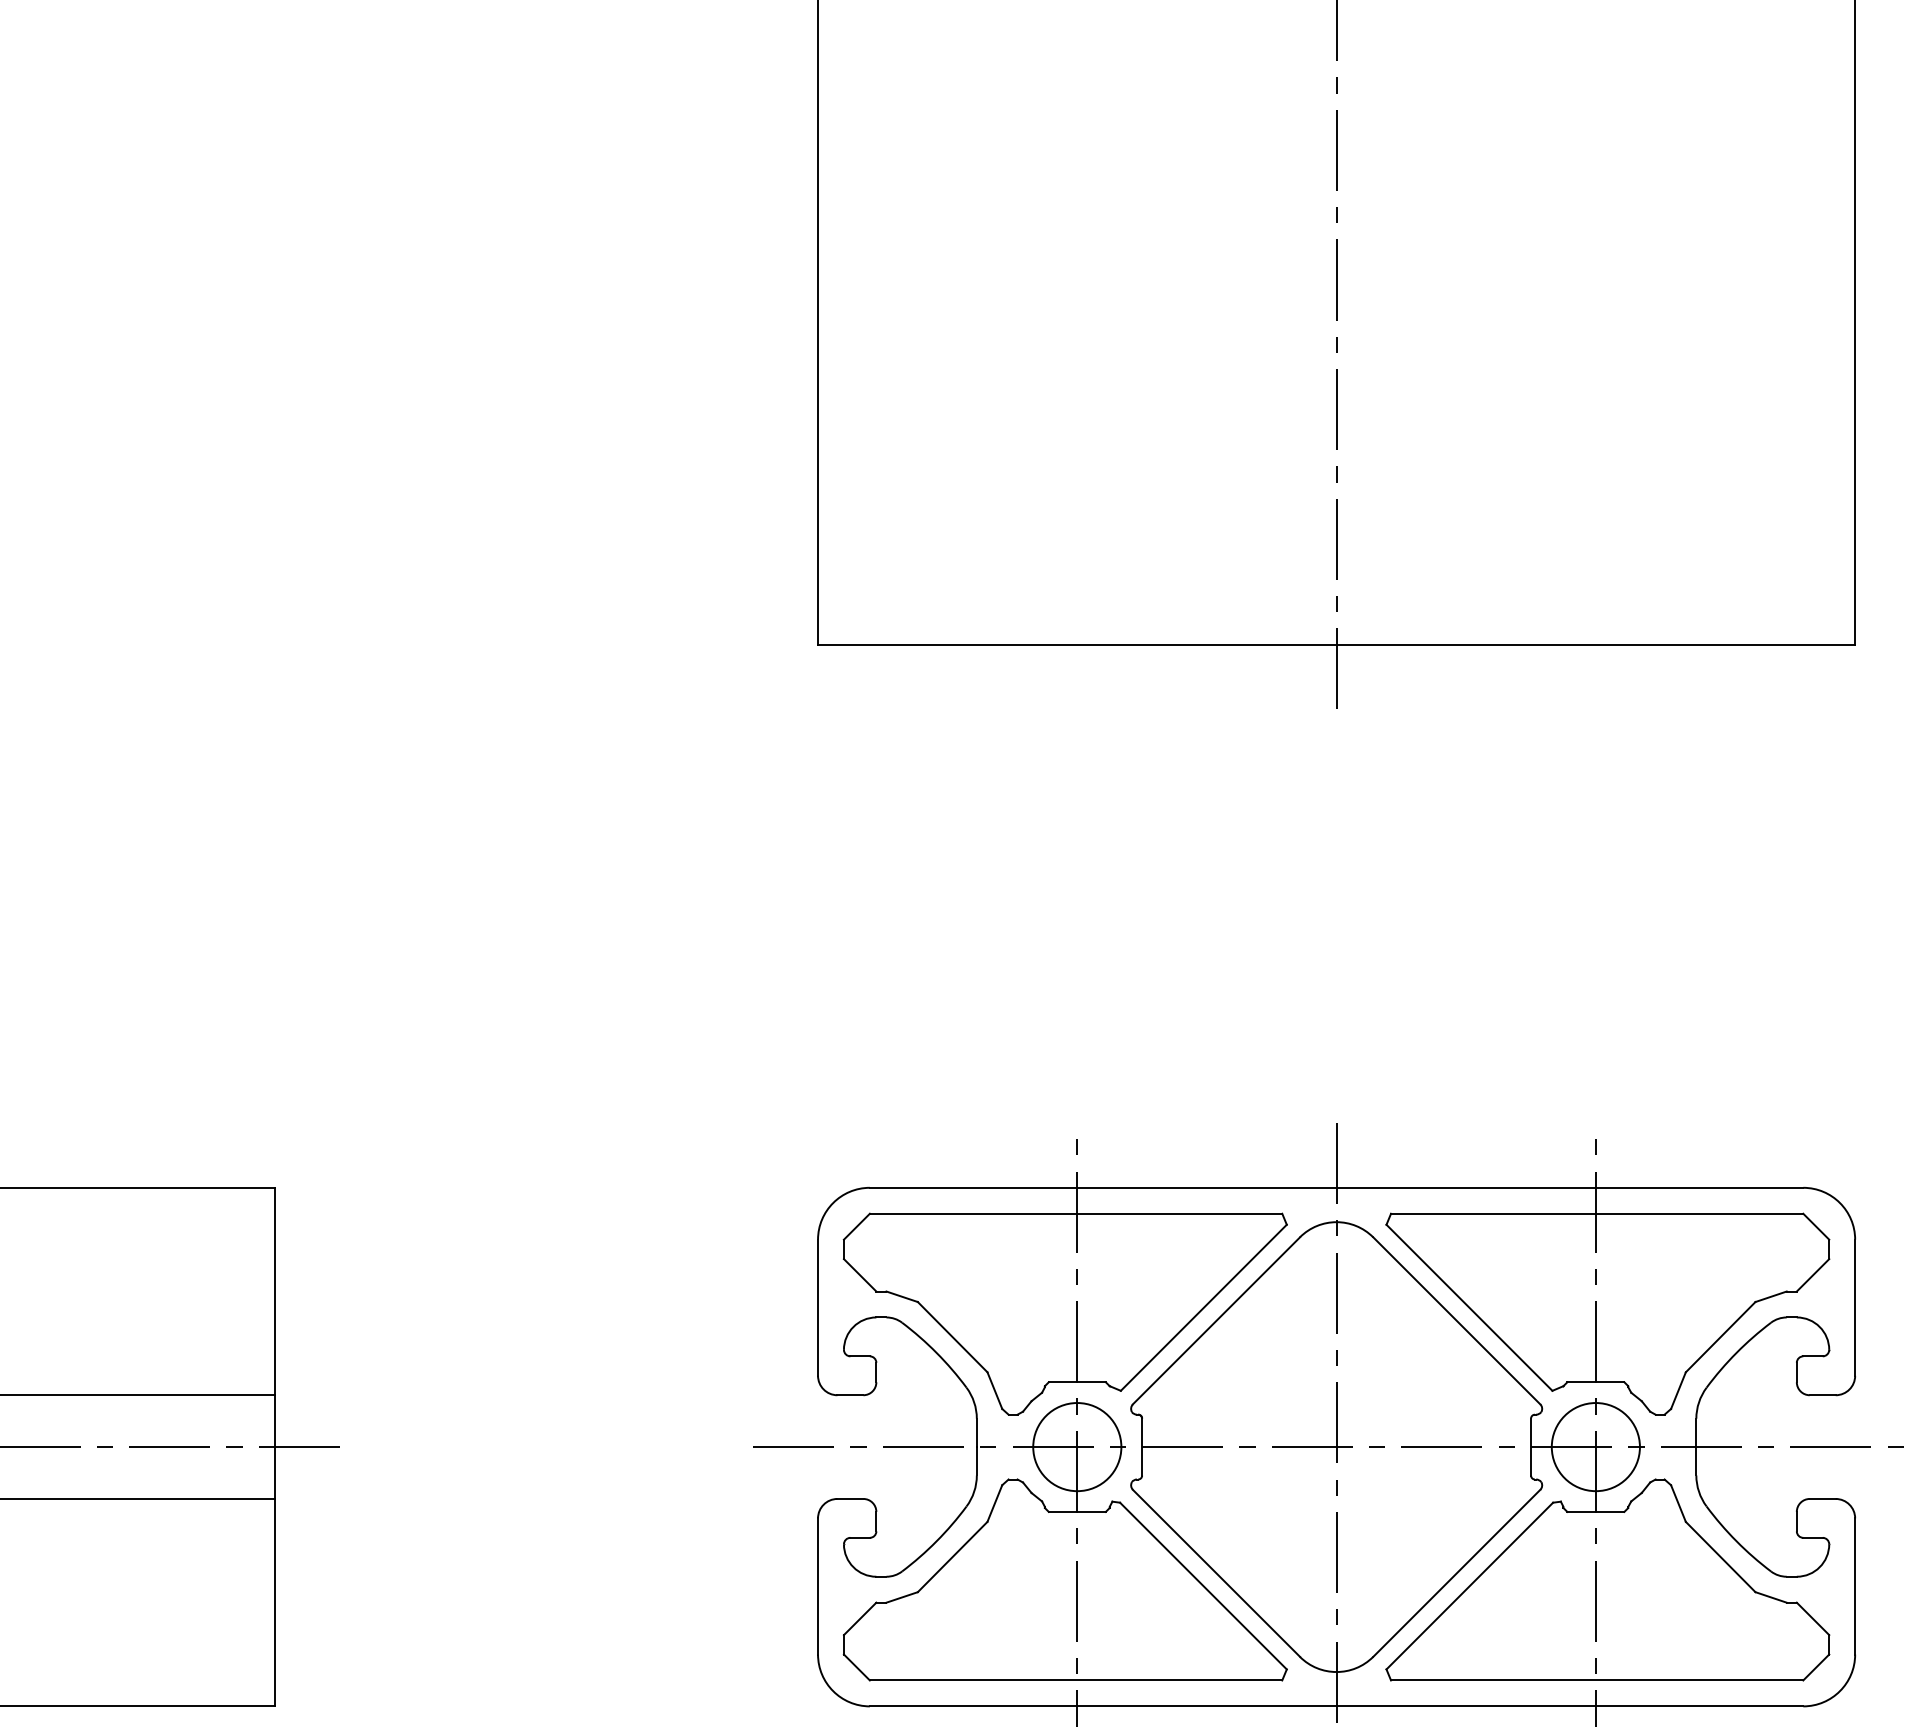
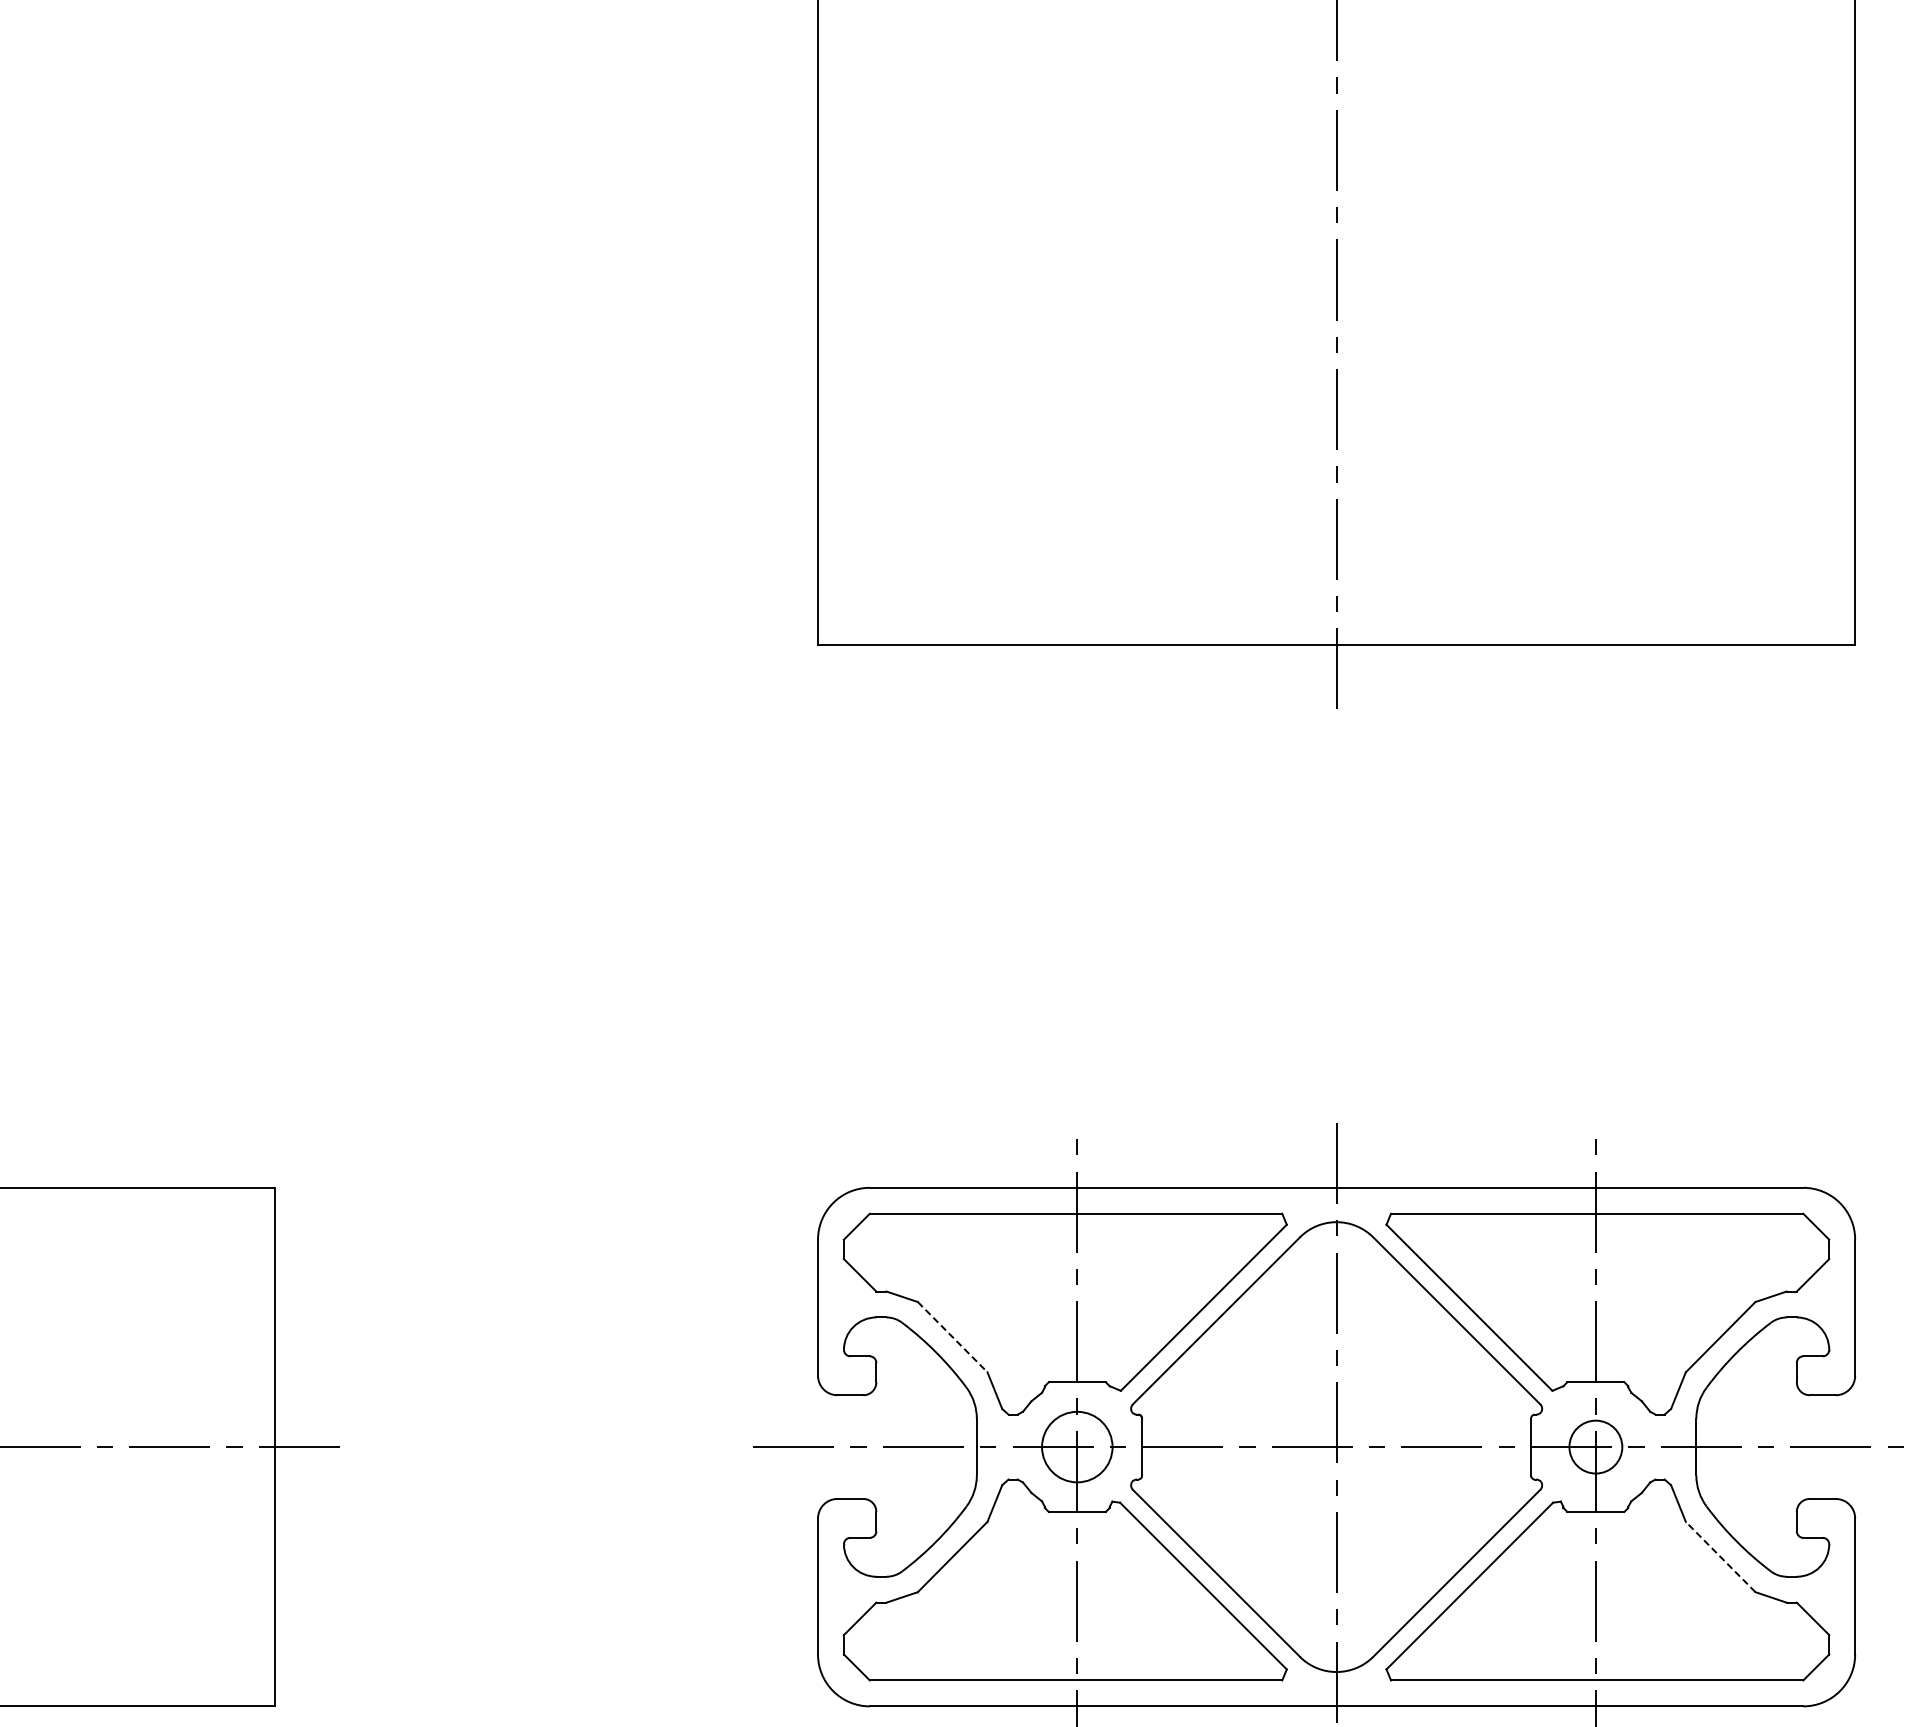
line: solid -> dashed (953, 1337)
line: present -> none (138, 1395)
circle diameter: 88 px -> 71 px (1077, 1446)
circle diameter: 88 px -> 53 px (1595, 1446)
line: present -> none (138, 1498)
line: solid -> dashed (1720, 1556)
